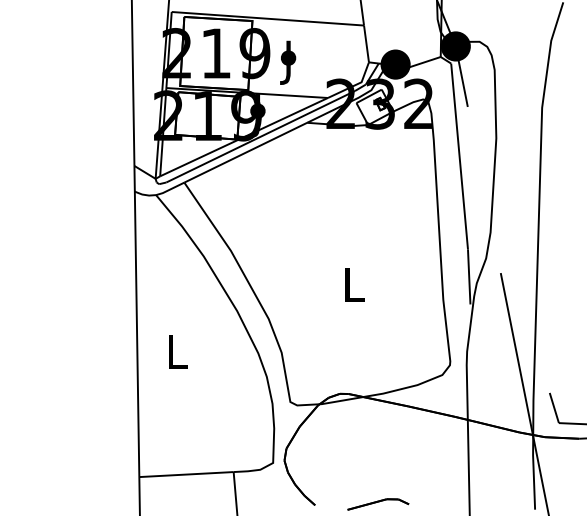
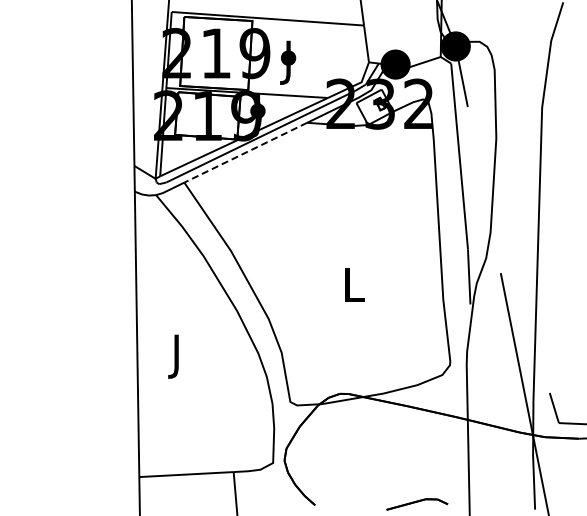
line: solid -> dashed (245, 152)
text: L -> J (177, 356)
part position: (378, 504) -> (417, 504) (417, 504)
